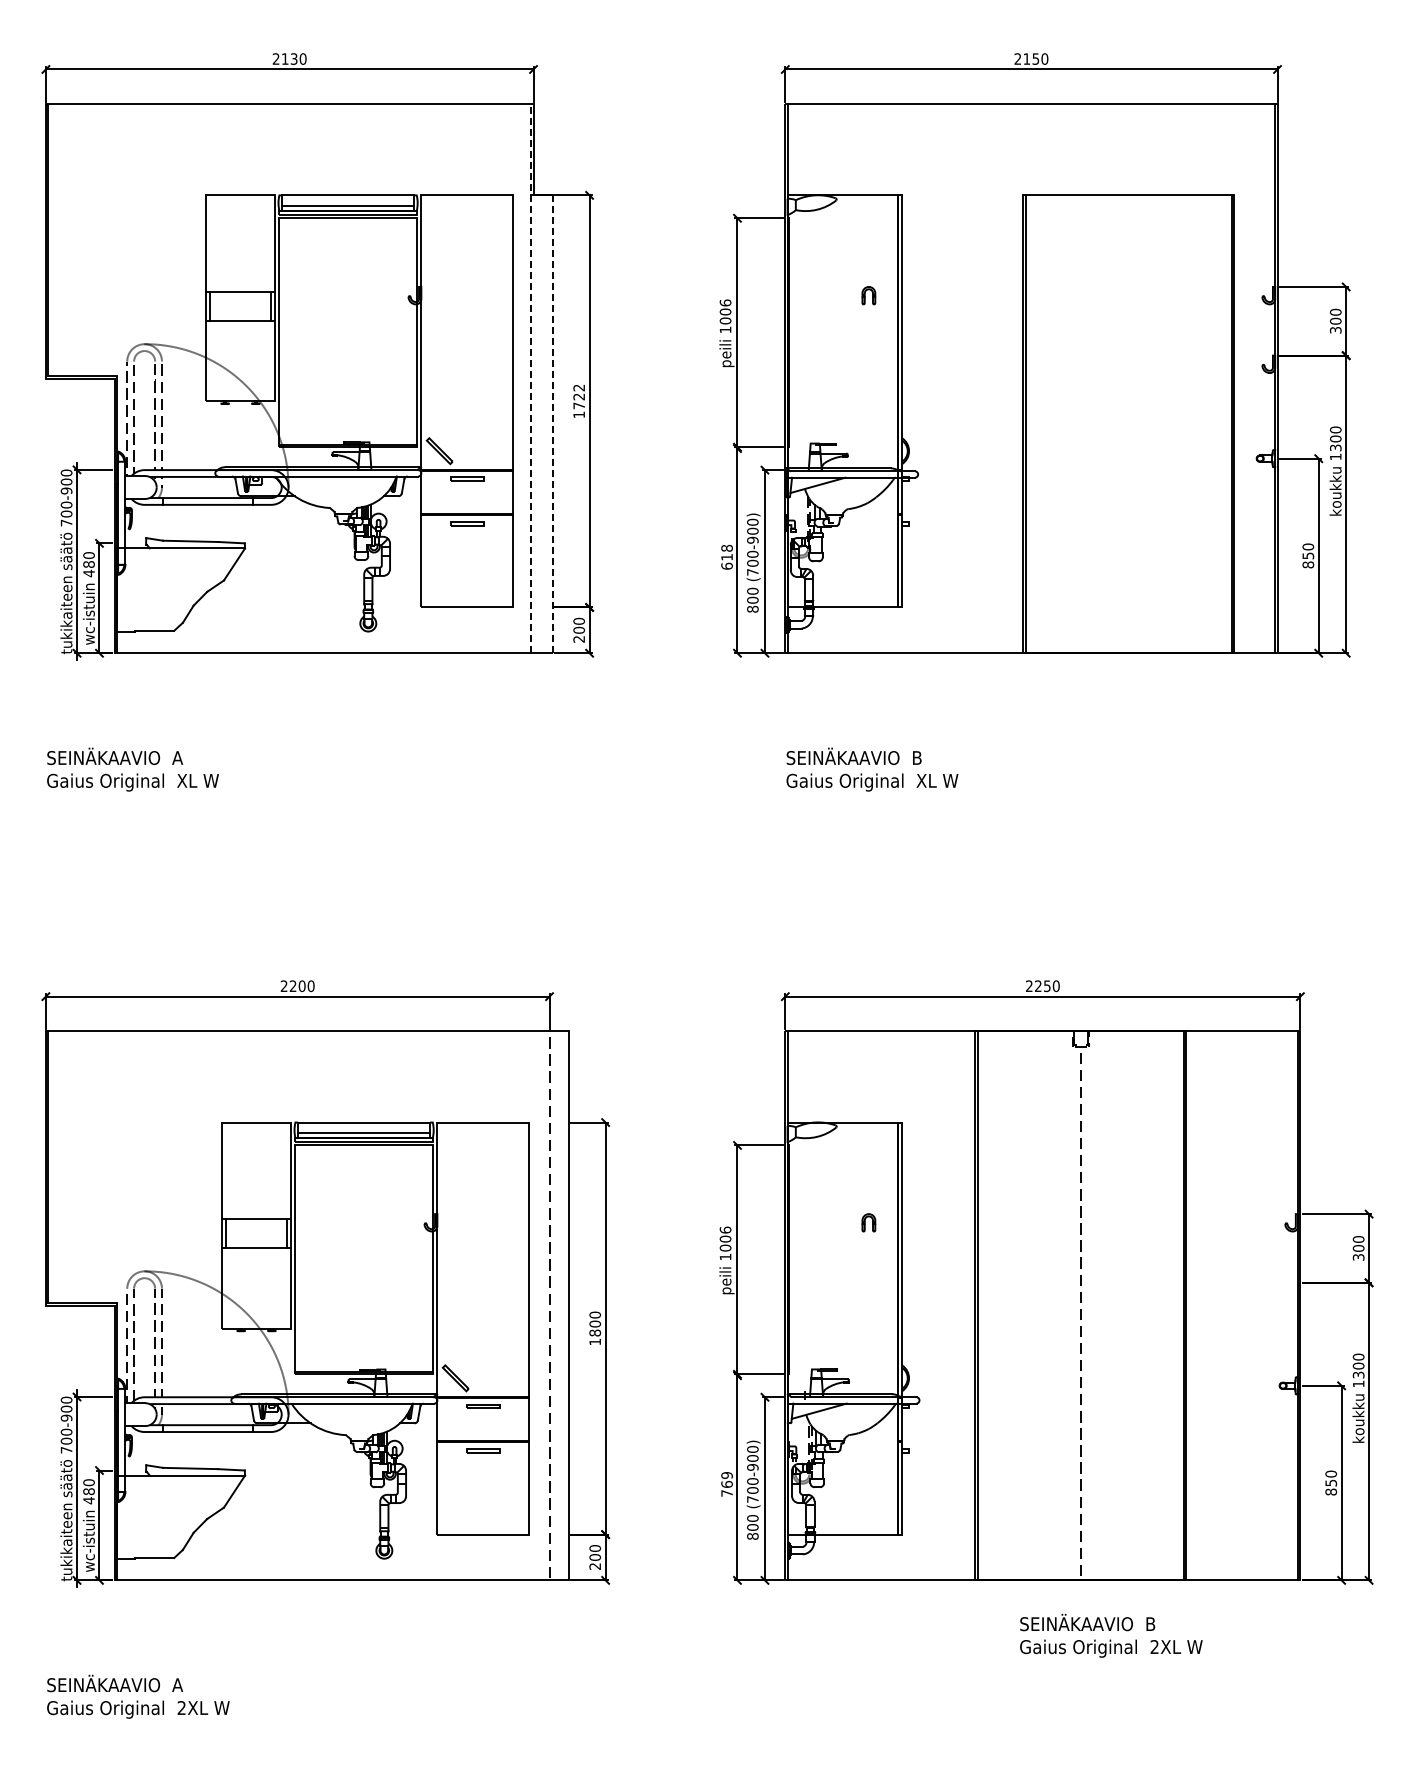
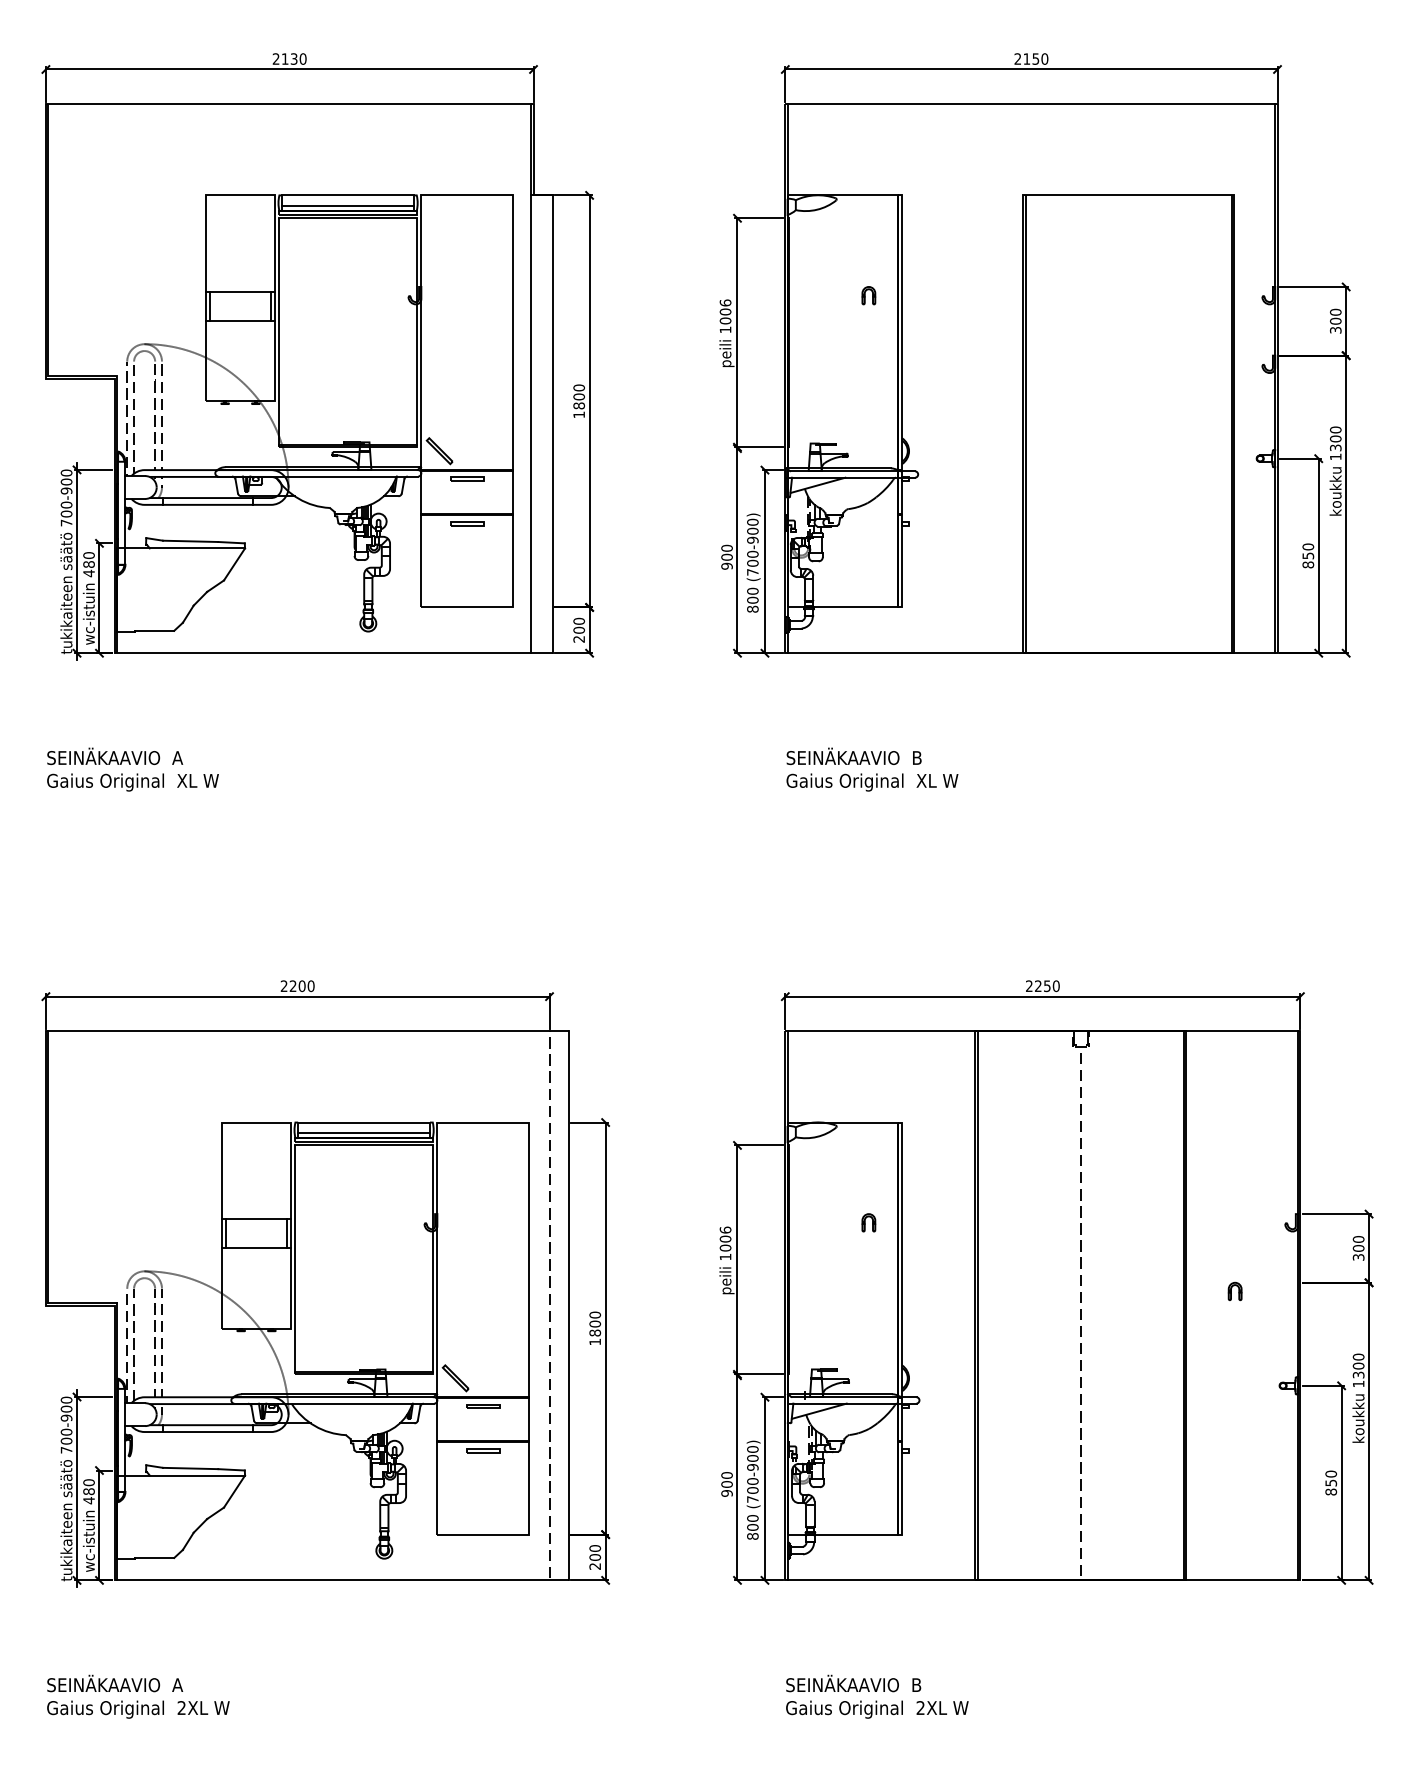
line: dashed -> solid (531, 378)
text: 1722 -> 1800 (579, 396)
line: dashed -> solid (552, 424)
text: 618 -> 900 (726, 556)
part: none -> present (1234, 1291)
text: 769 -> 900 (726, 1484)
text position: (1111, 1635) -> (877, 1696) (877, 1696)
